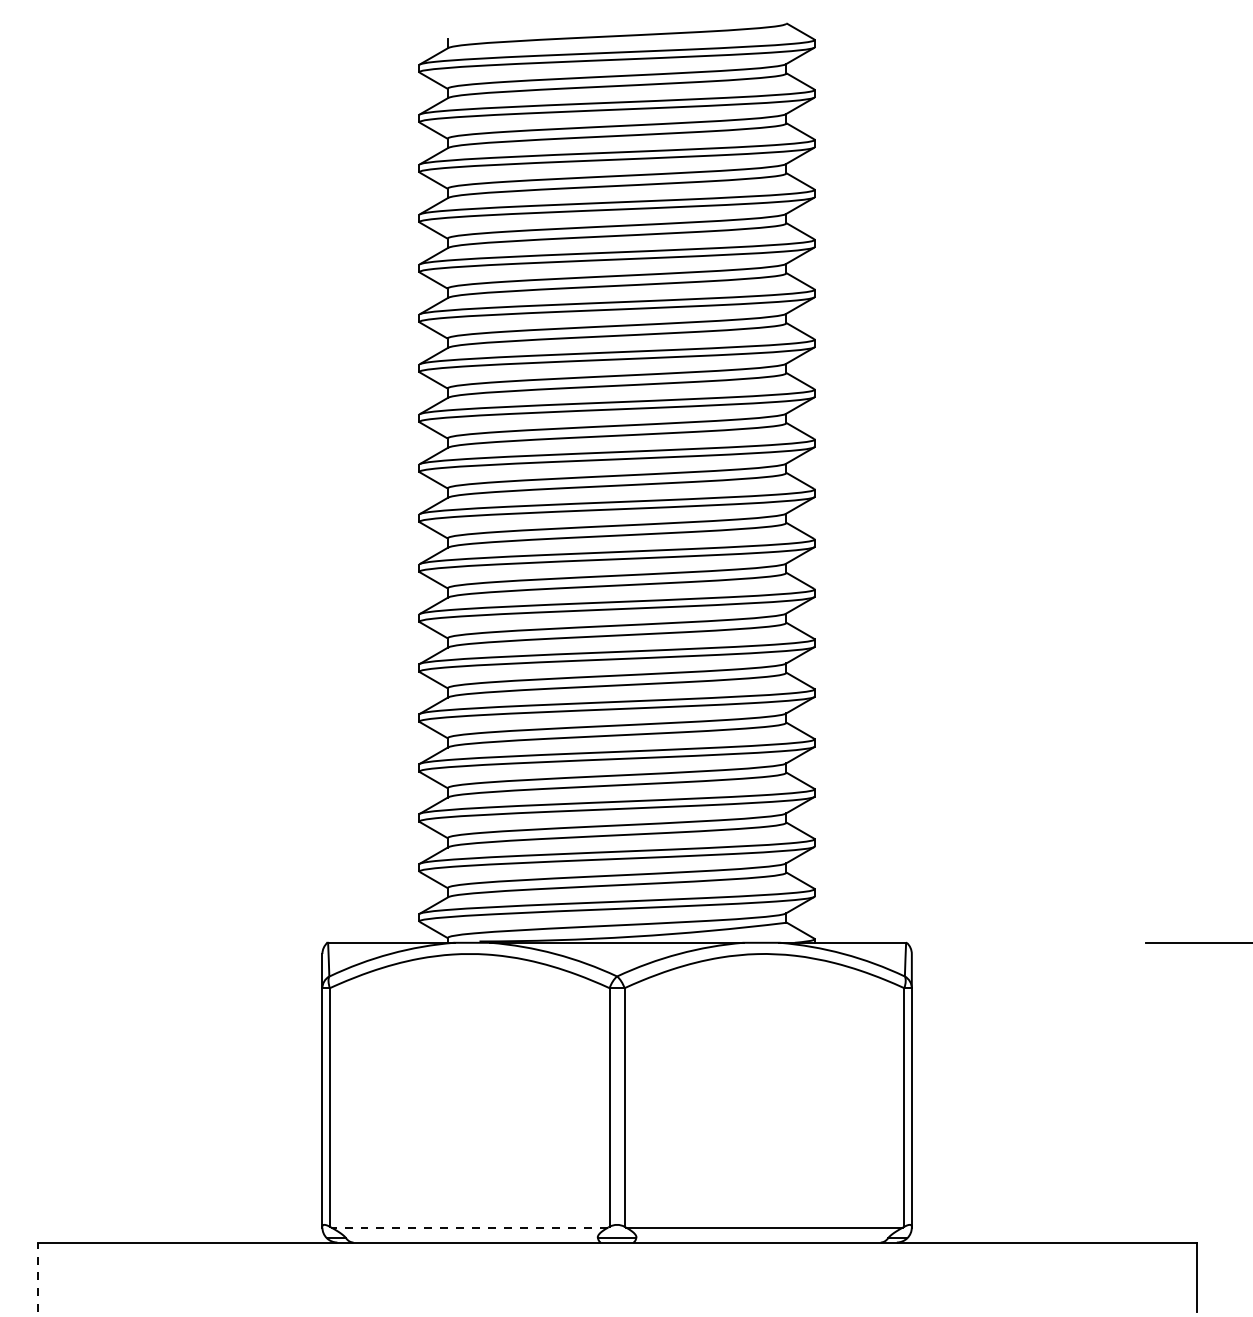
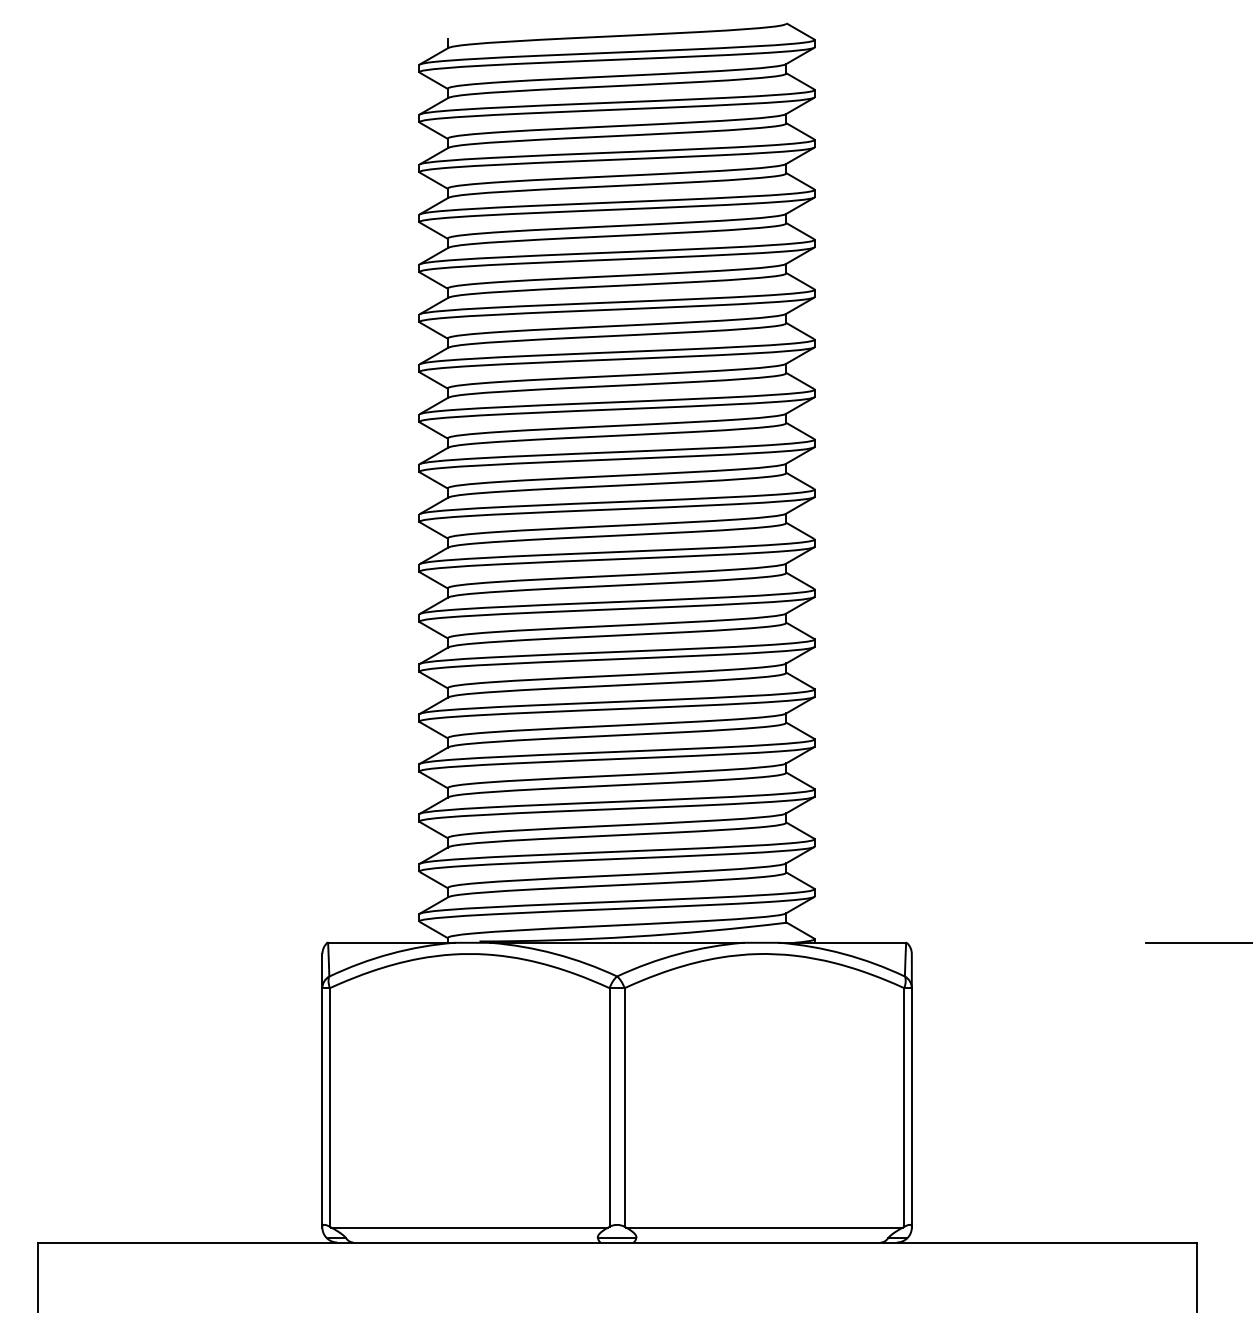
line: dashed -> solid (469, 1227)
line: dashed -> solid (37, 1277)
